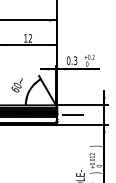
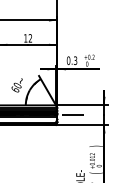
text: ) -> ( (95, 172)
